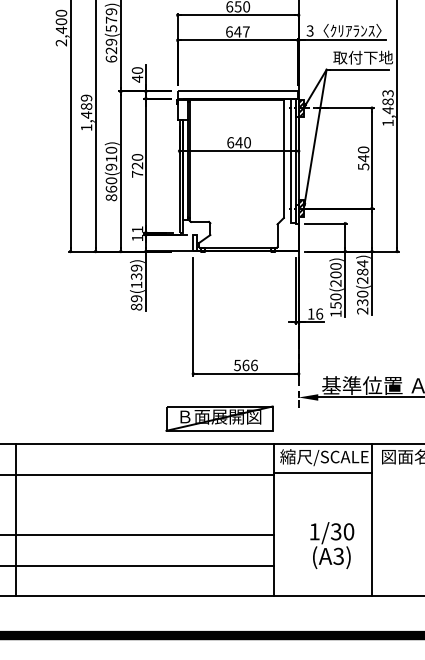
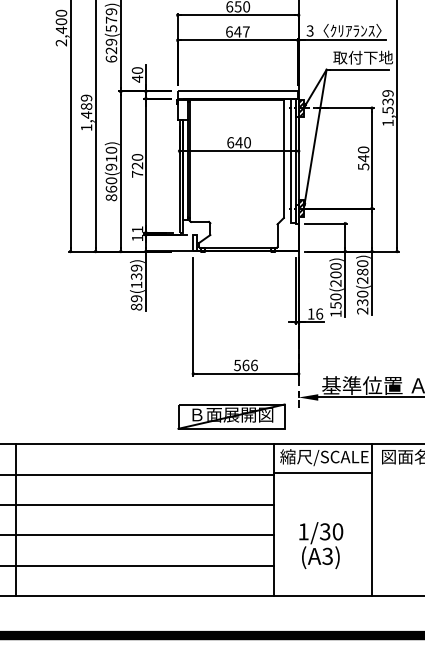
text: 1,483 -> 1,539 (387, 102)
text: 230(284) -> 230(280) (362, 263)
part position: (219, 418) -> (231, 416) (231, 416)
line: none -> present (138, 504)
text position: (332, 545) -> (321, 545) (321, 545)
